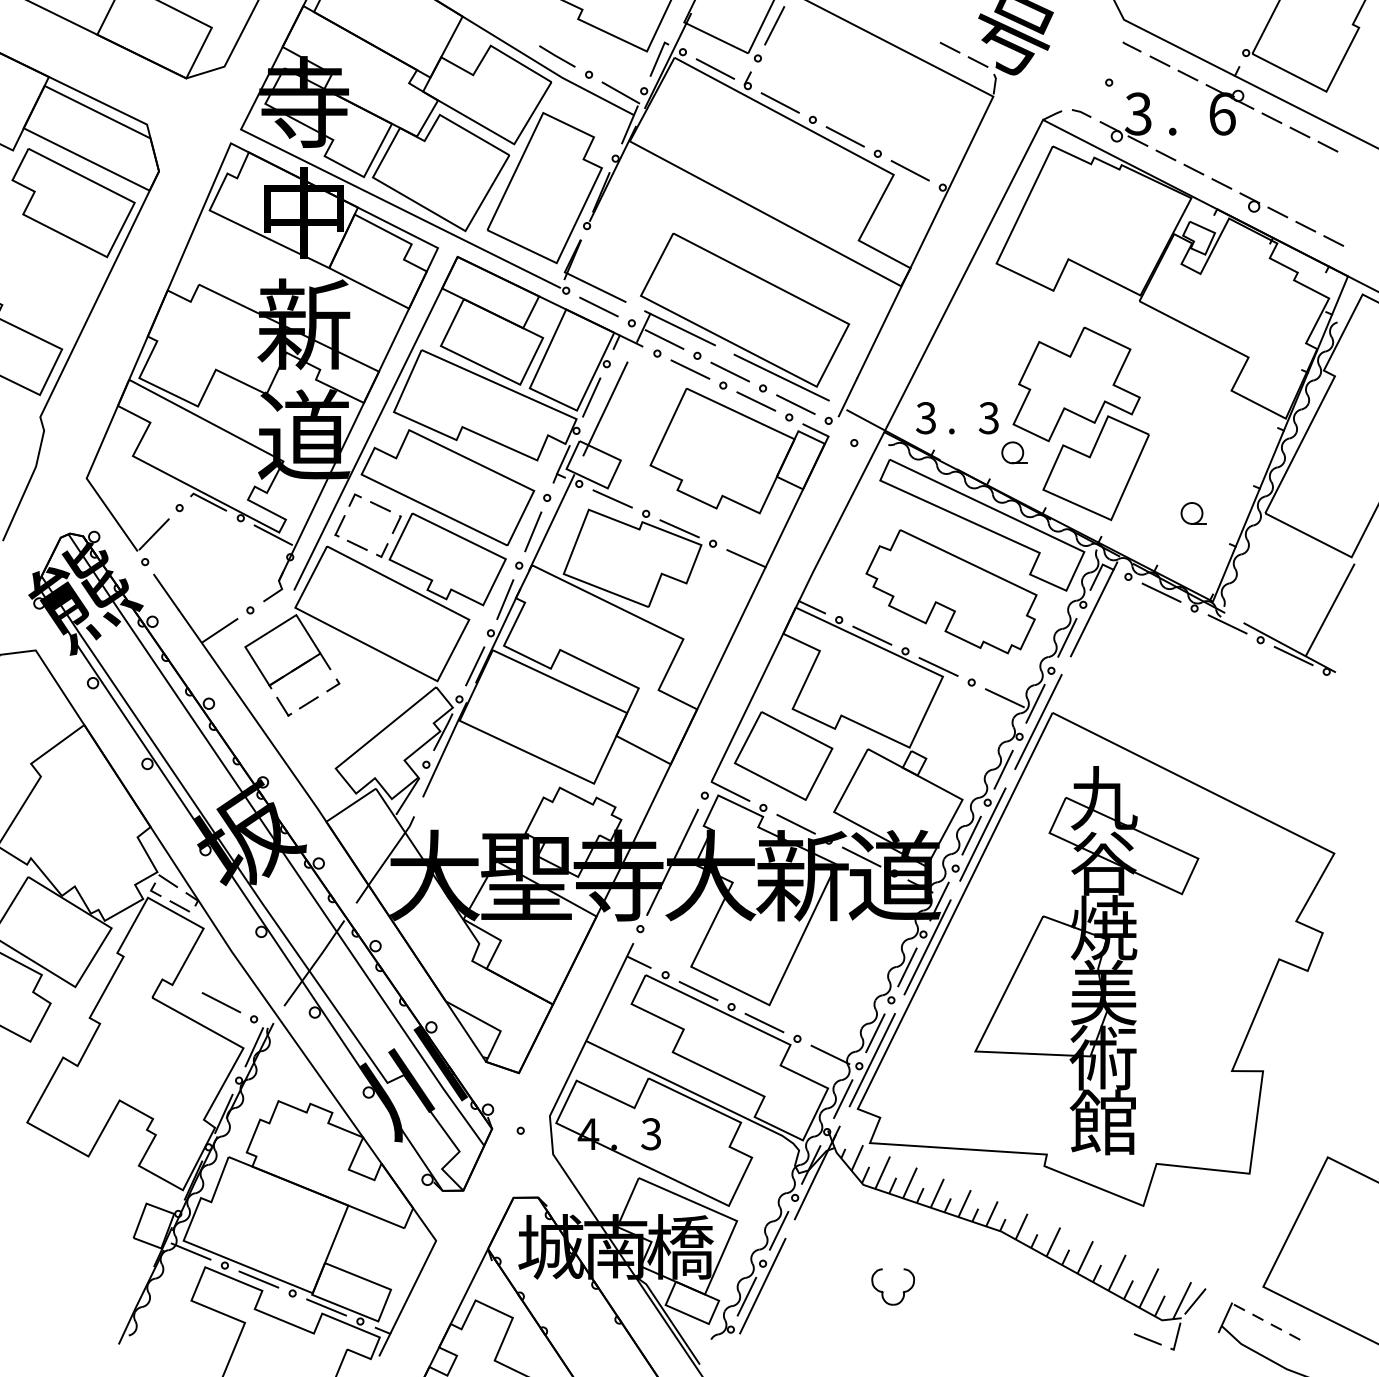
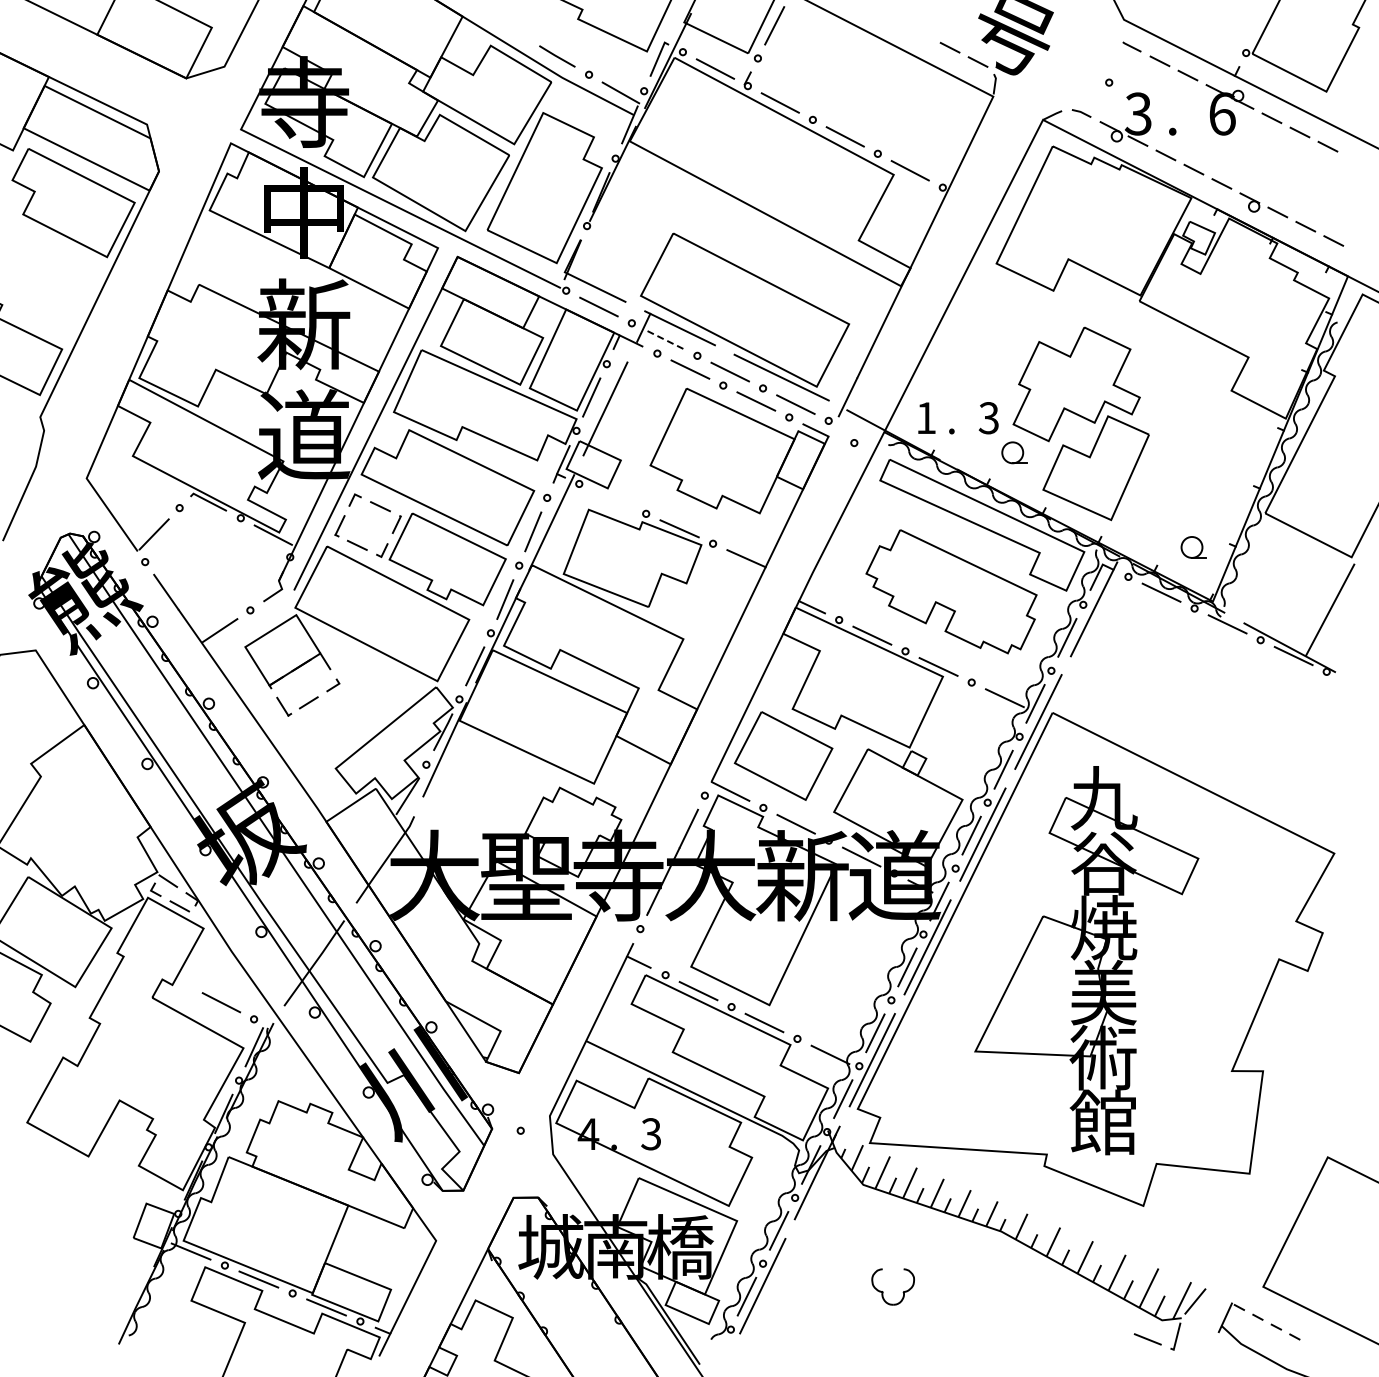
line: solid -> dashed (664, 339)
text: 3 -> 1 (925, 418)
line: present -> none (612, 498)
part position: (1193, 513) -> (1193, 547) (1193, 547)
